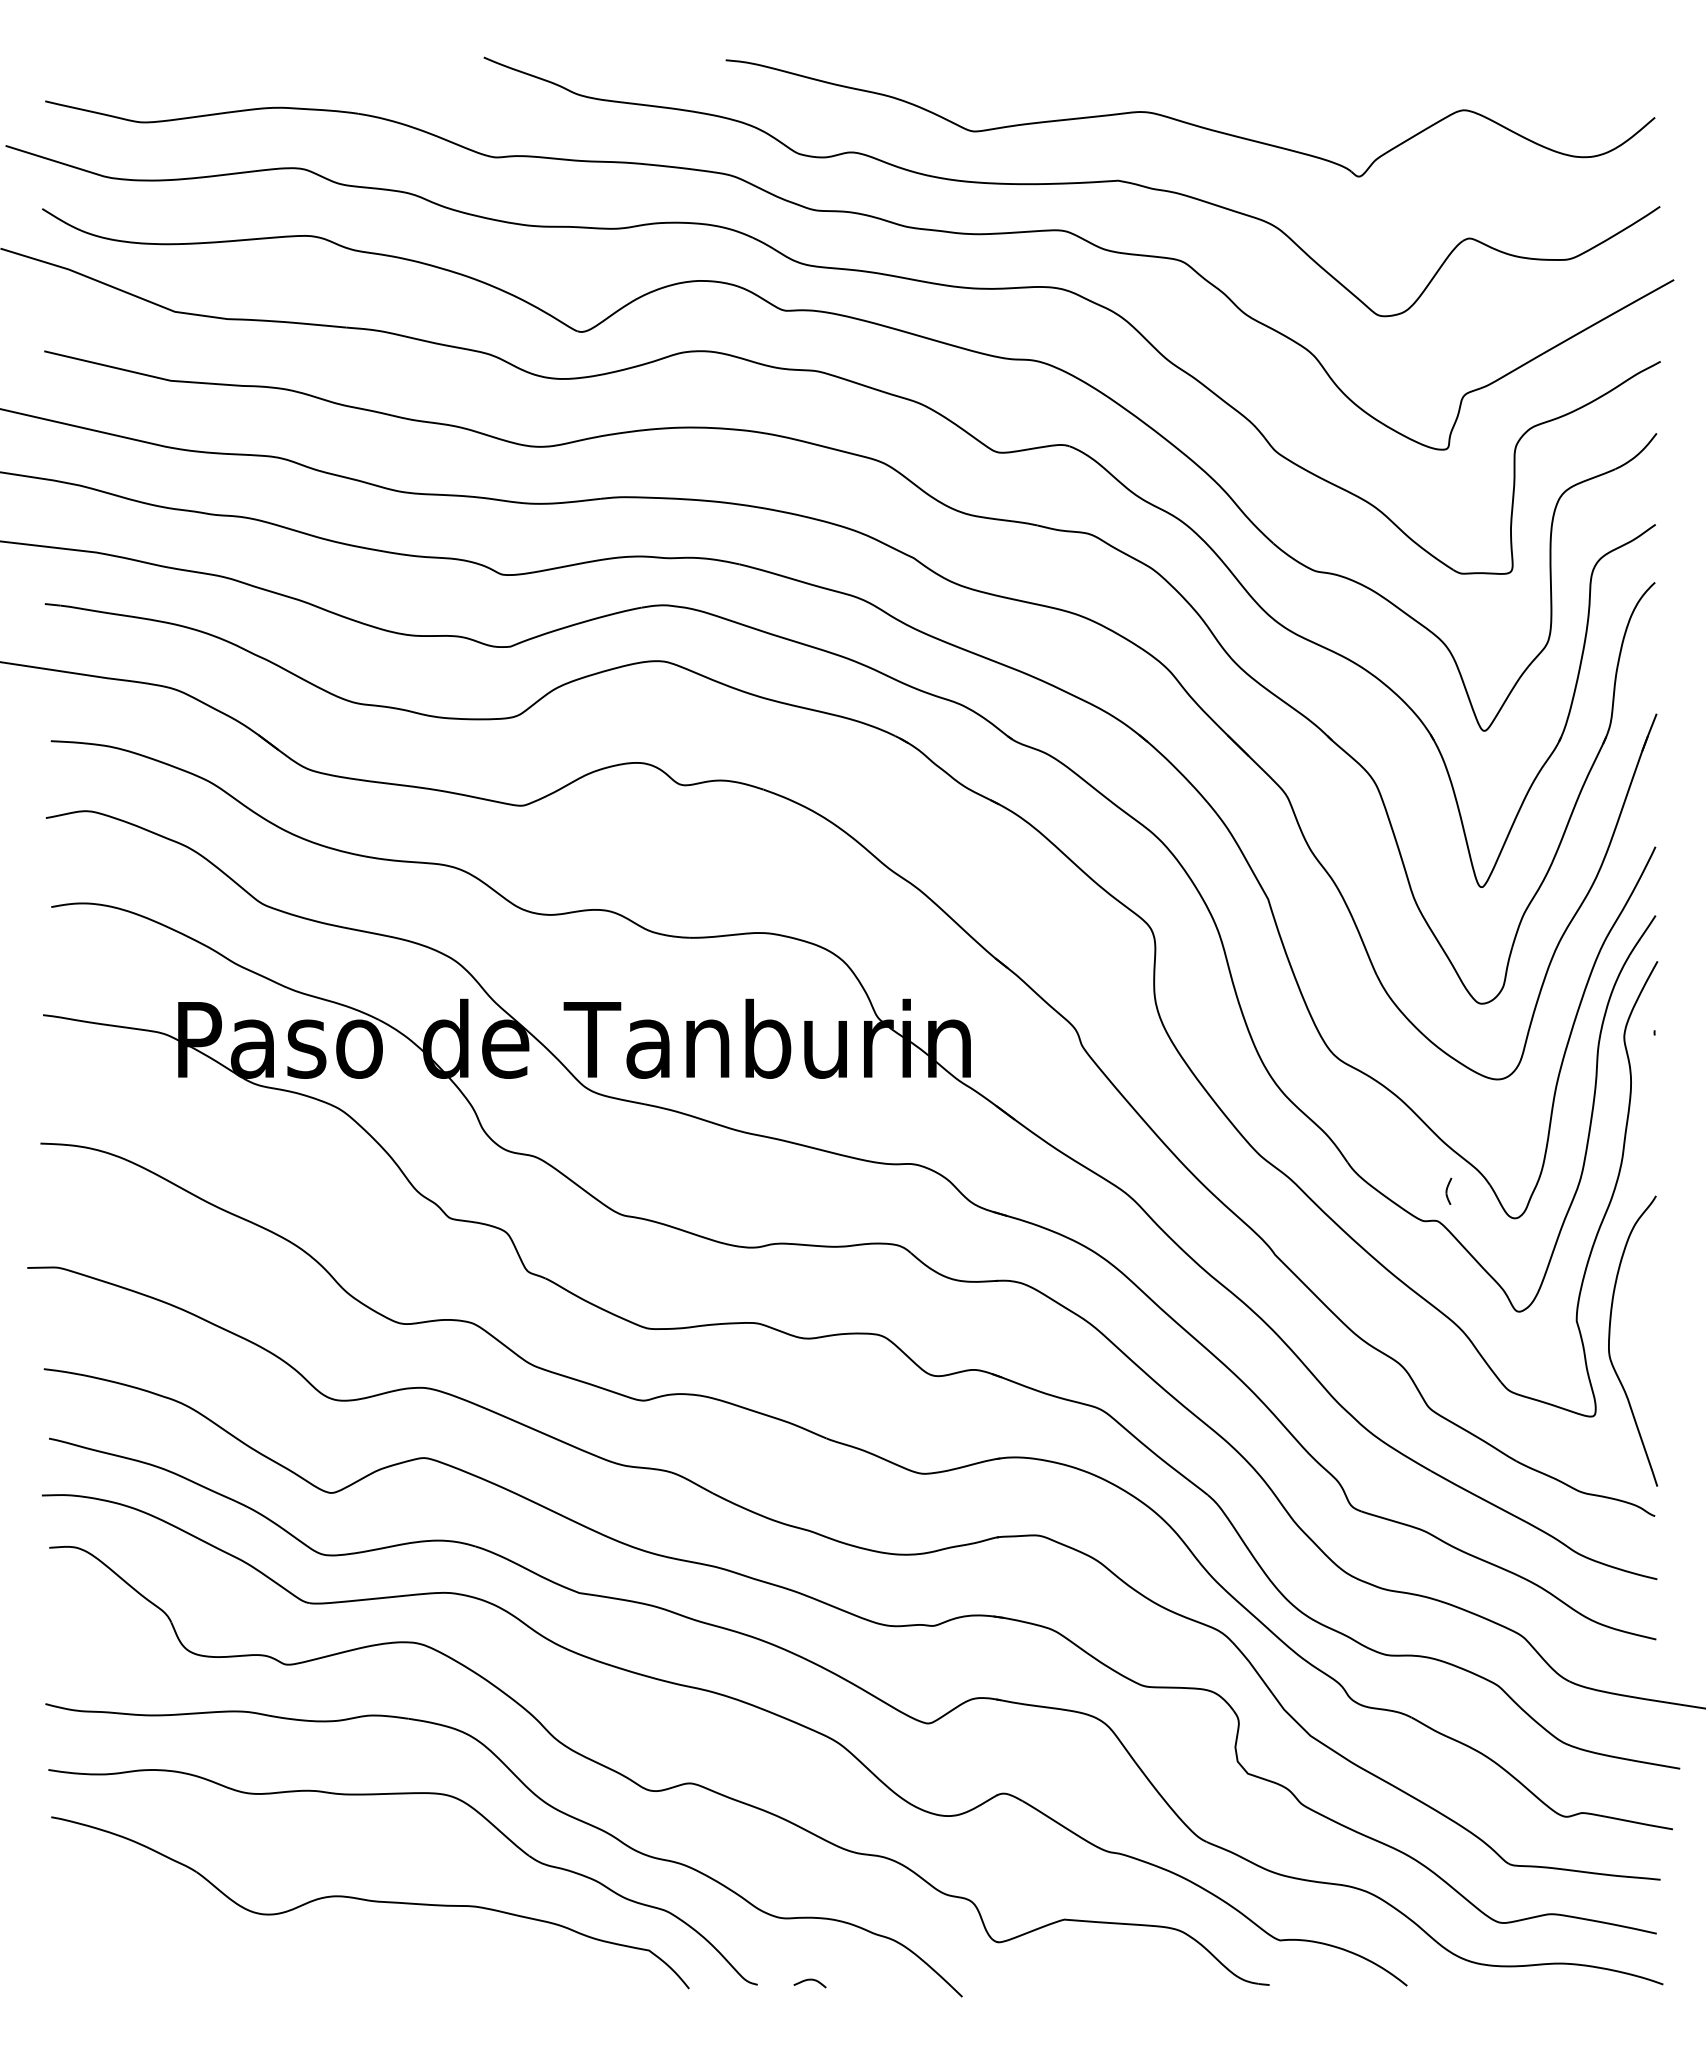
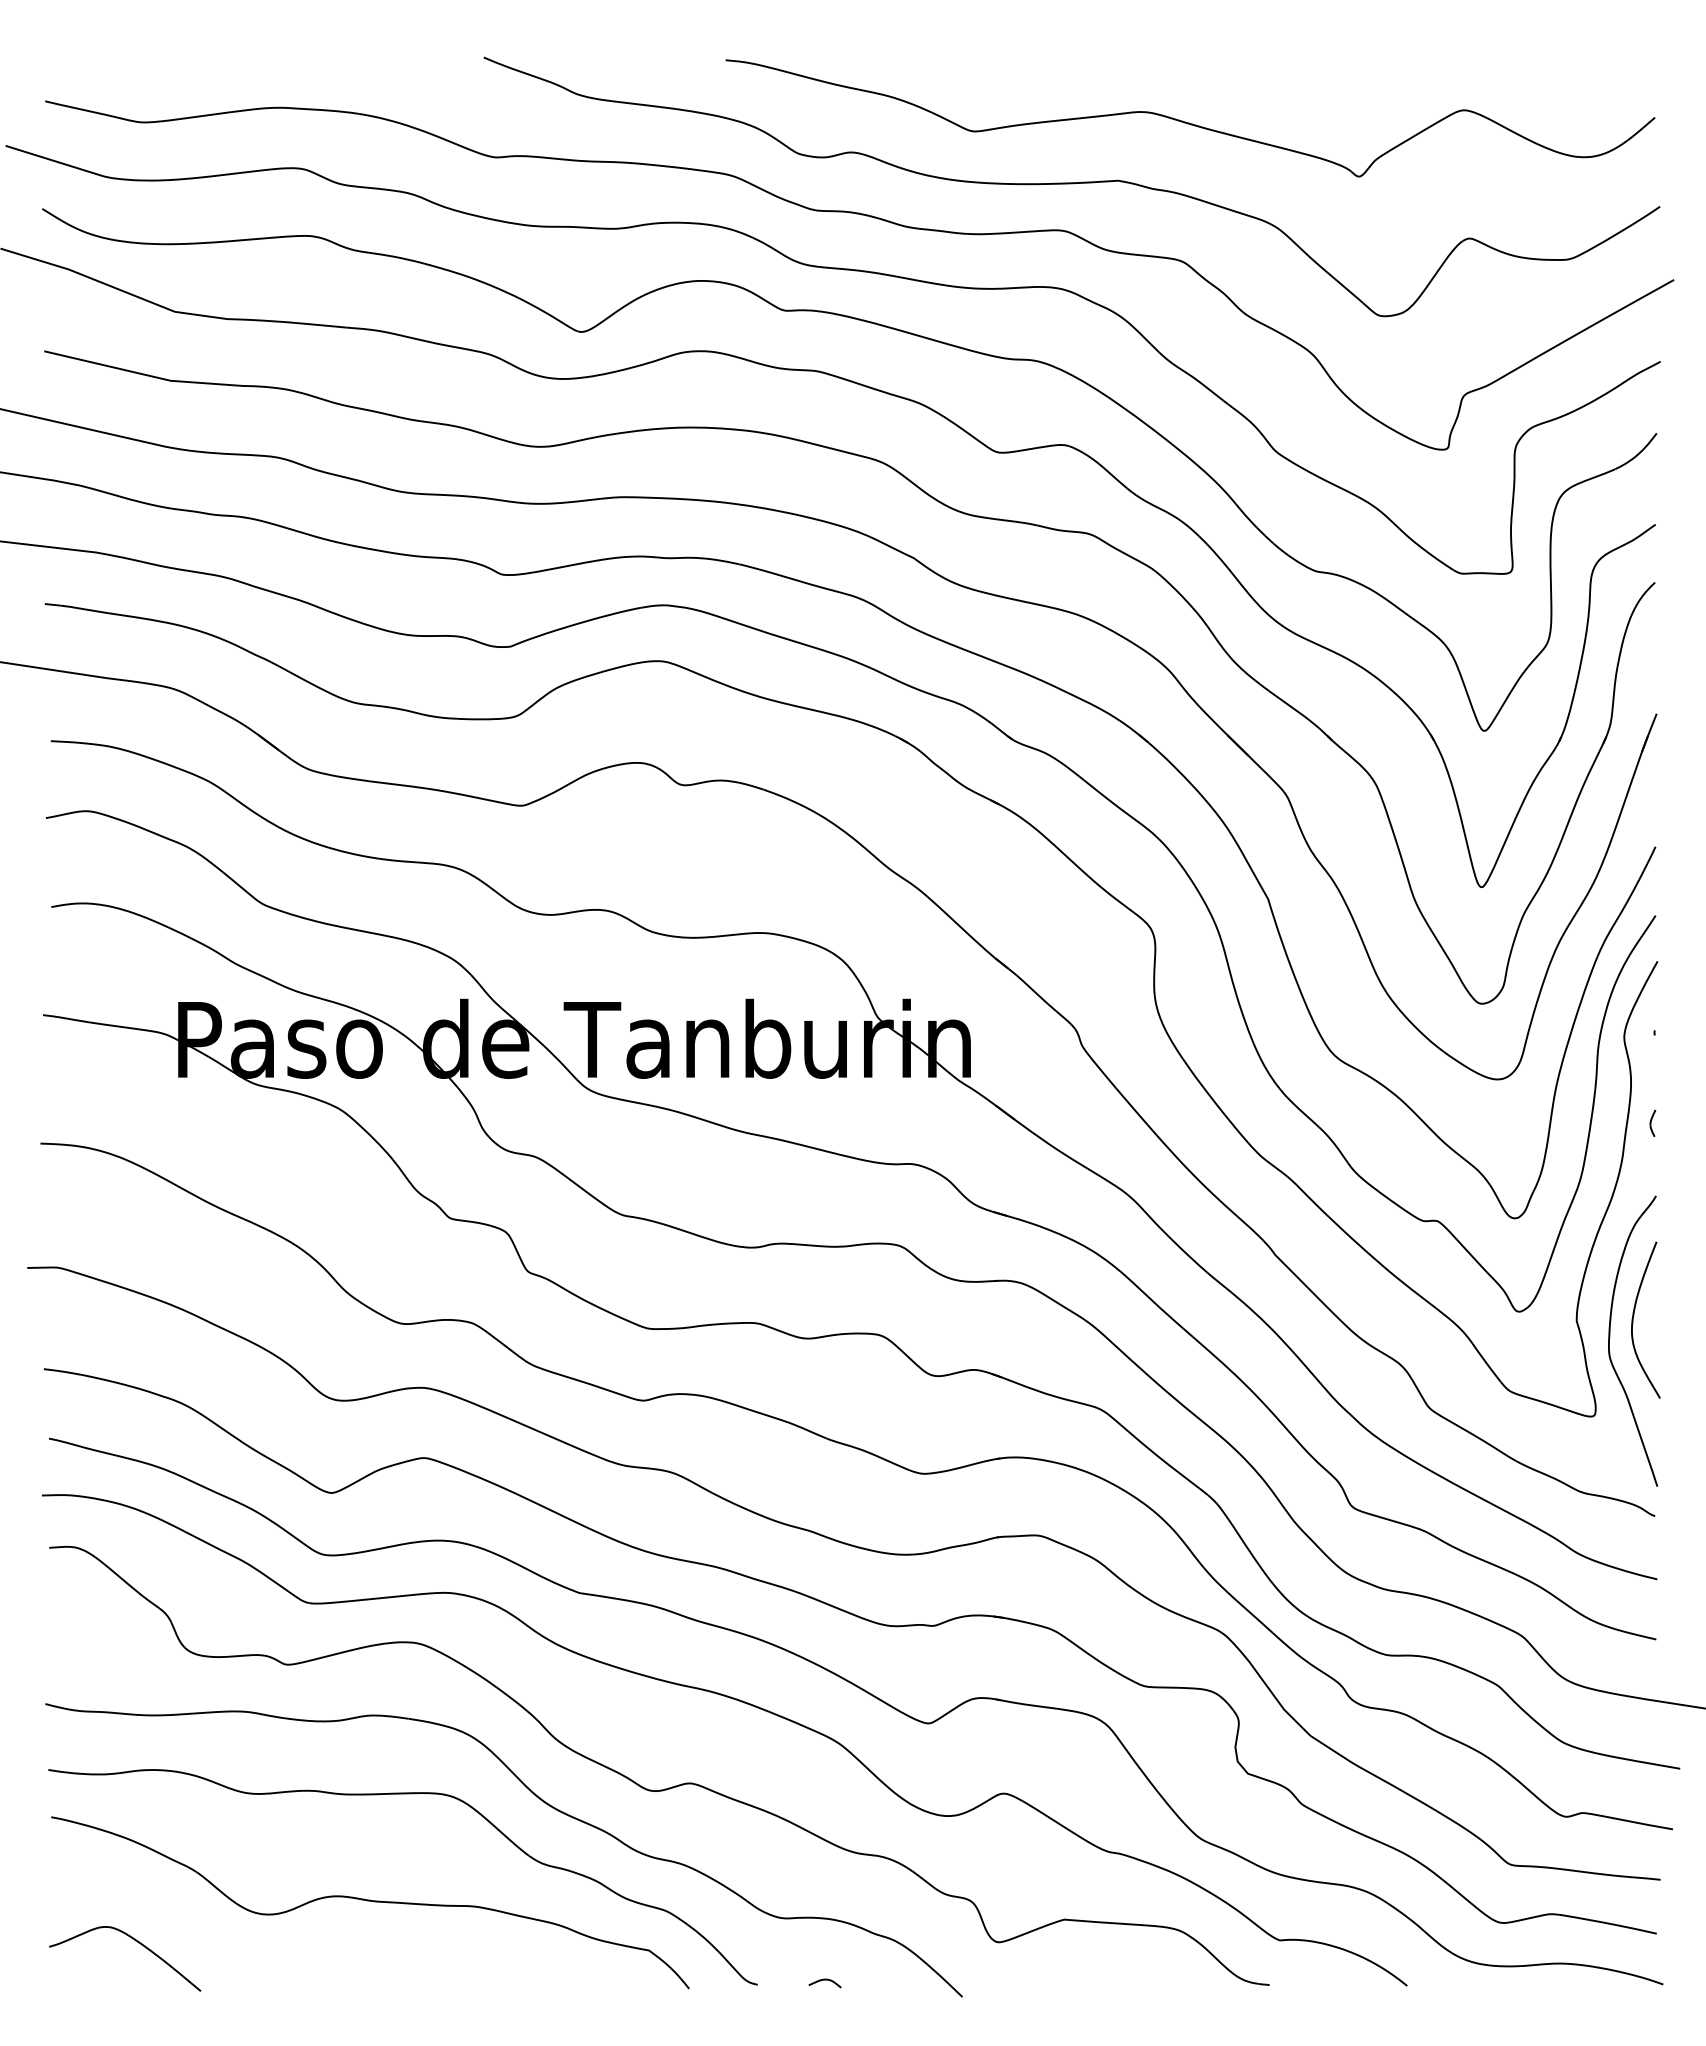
part position: (1448, 1190) -> (1652, 1122) (1652, 1122)
curve: none -> present (1634, 1315)
curve: none -> present (135, 1941)
curve position: (809, 1980) -> (824, 1980) (824, 1980)
